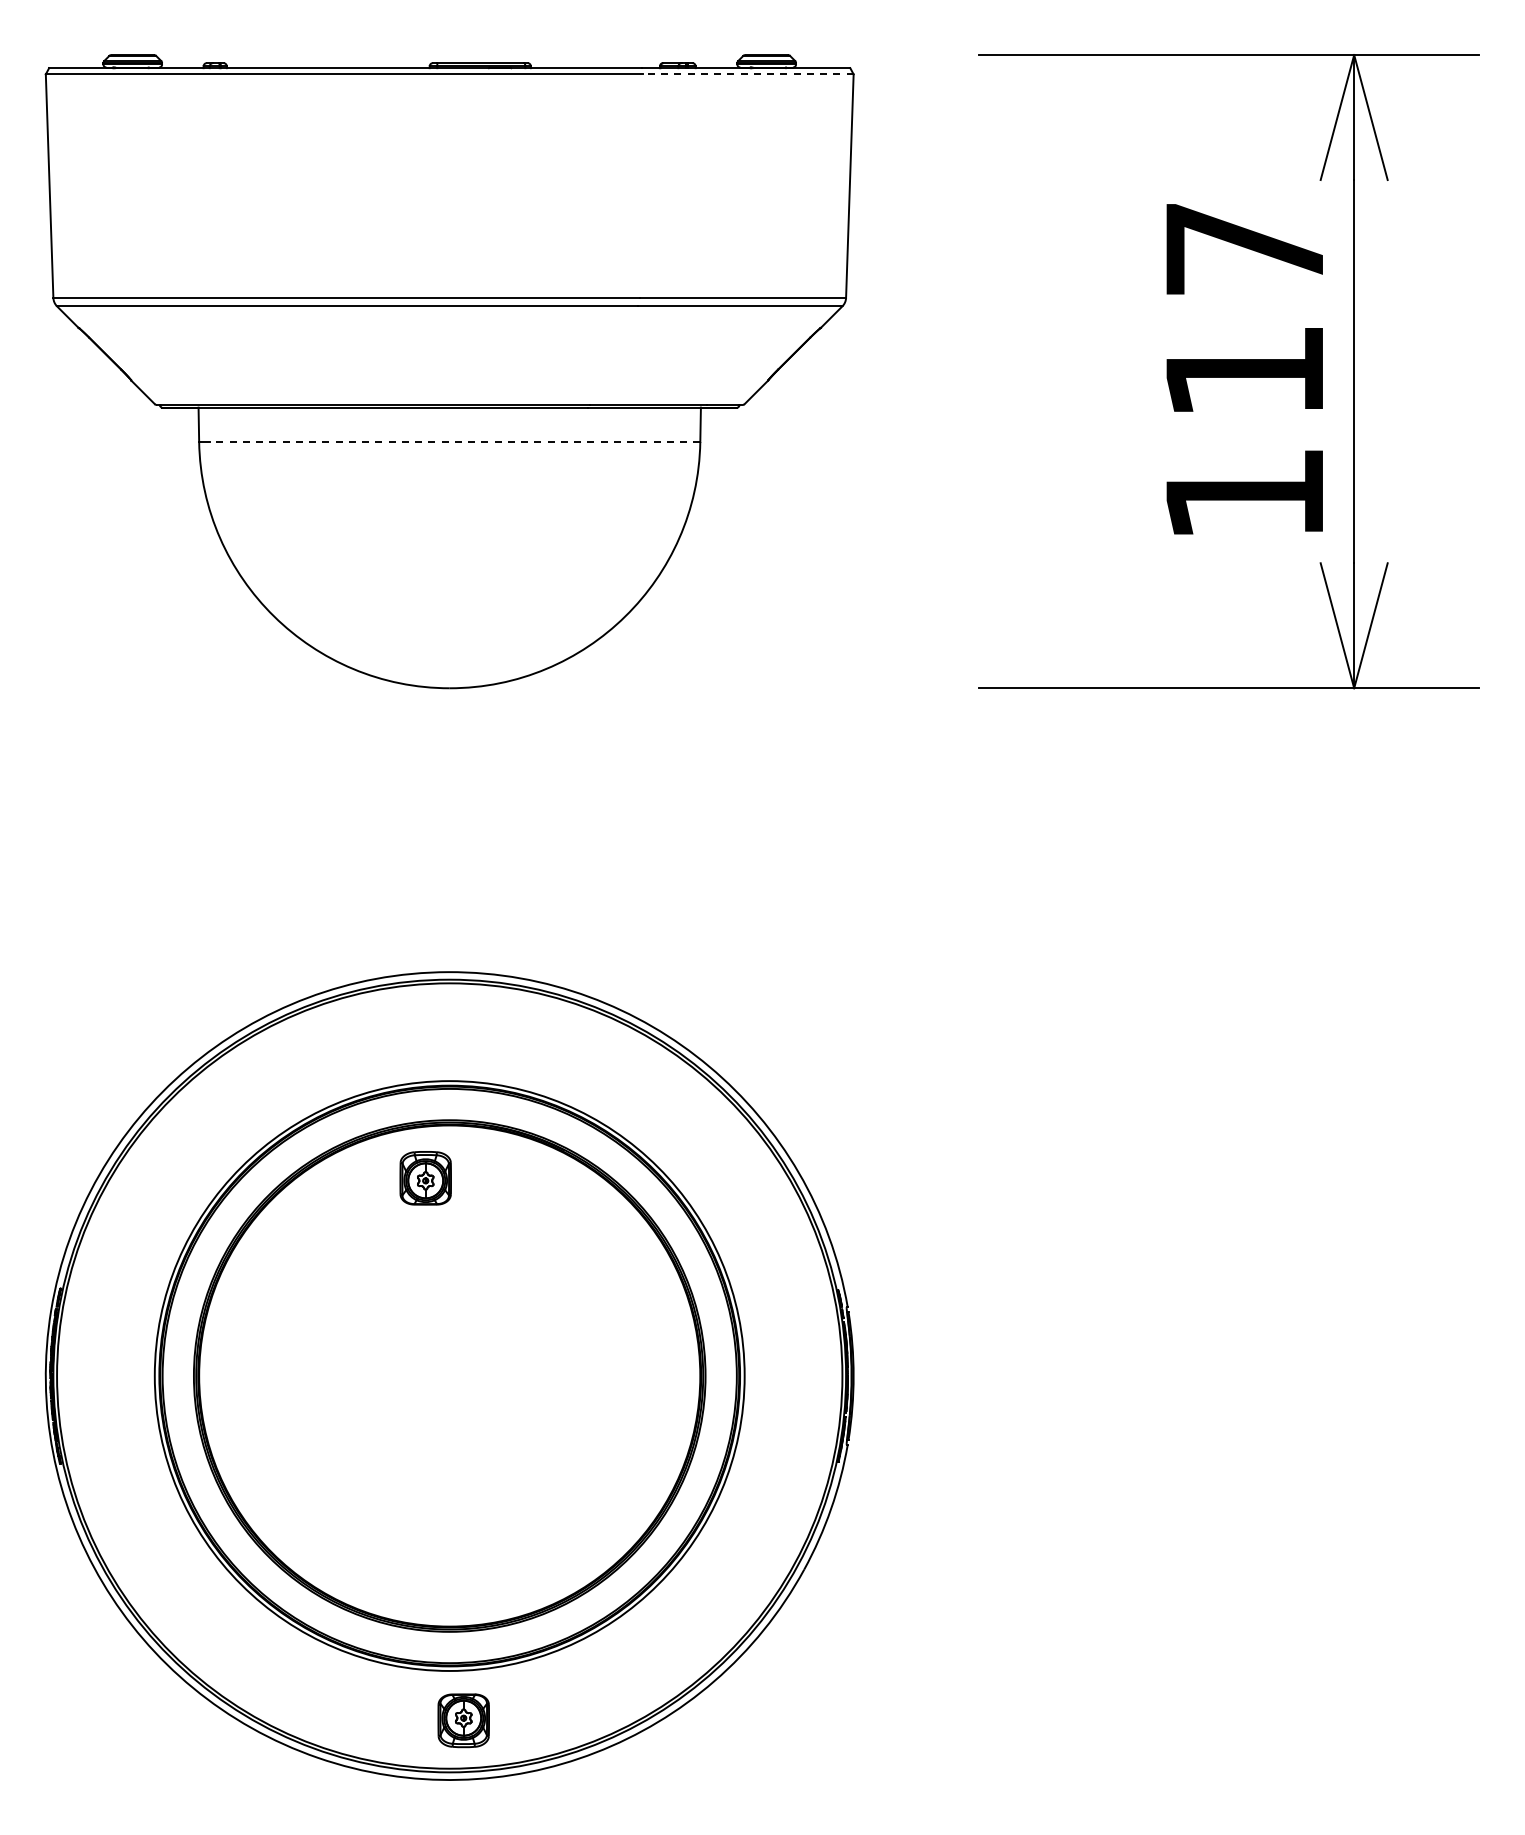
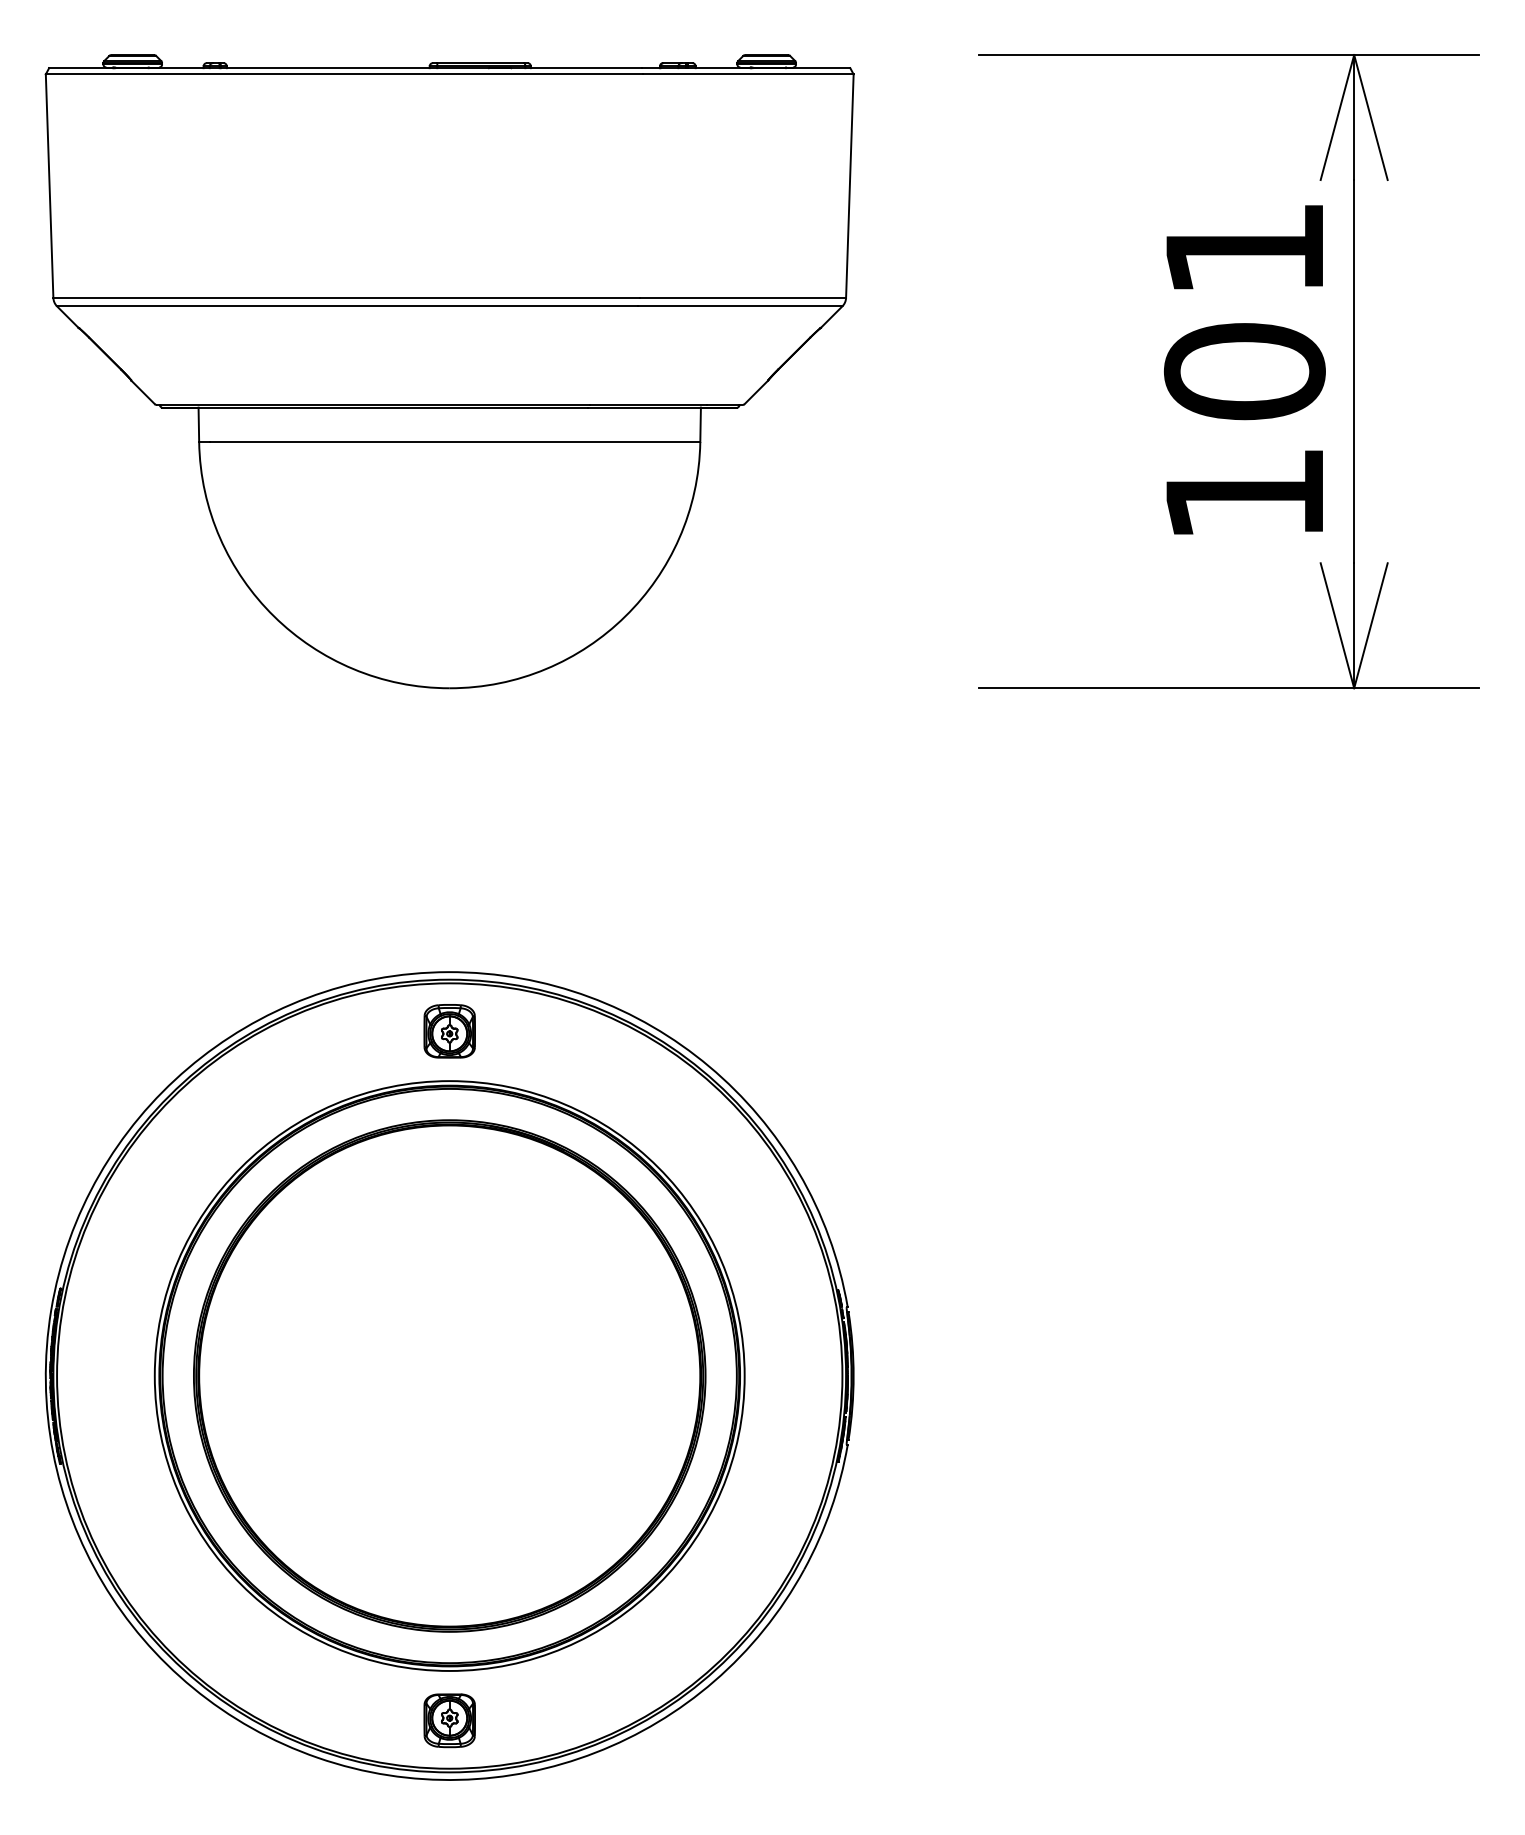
line: dashed -> solid (748, 74)
text: 117 -> 101 (1244, 312)
line: dashed -> solid (454, 442)
part position: (425, 1178) -> (449, 1031) (449, 1031)
part position: (463, 1720) -> (449, 1720) (449, 1720)
